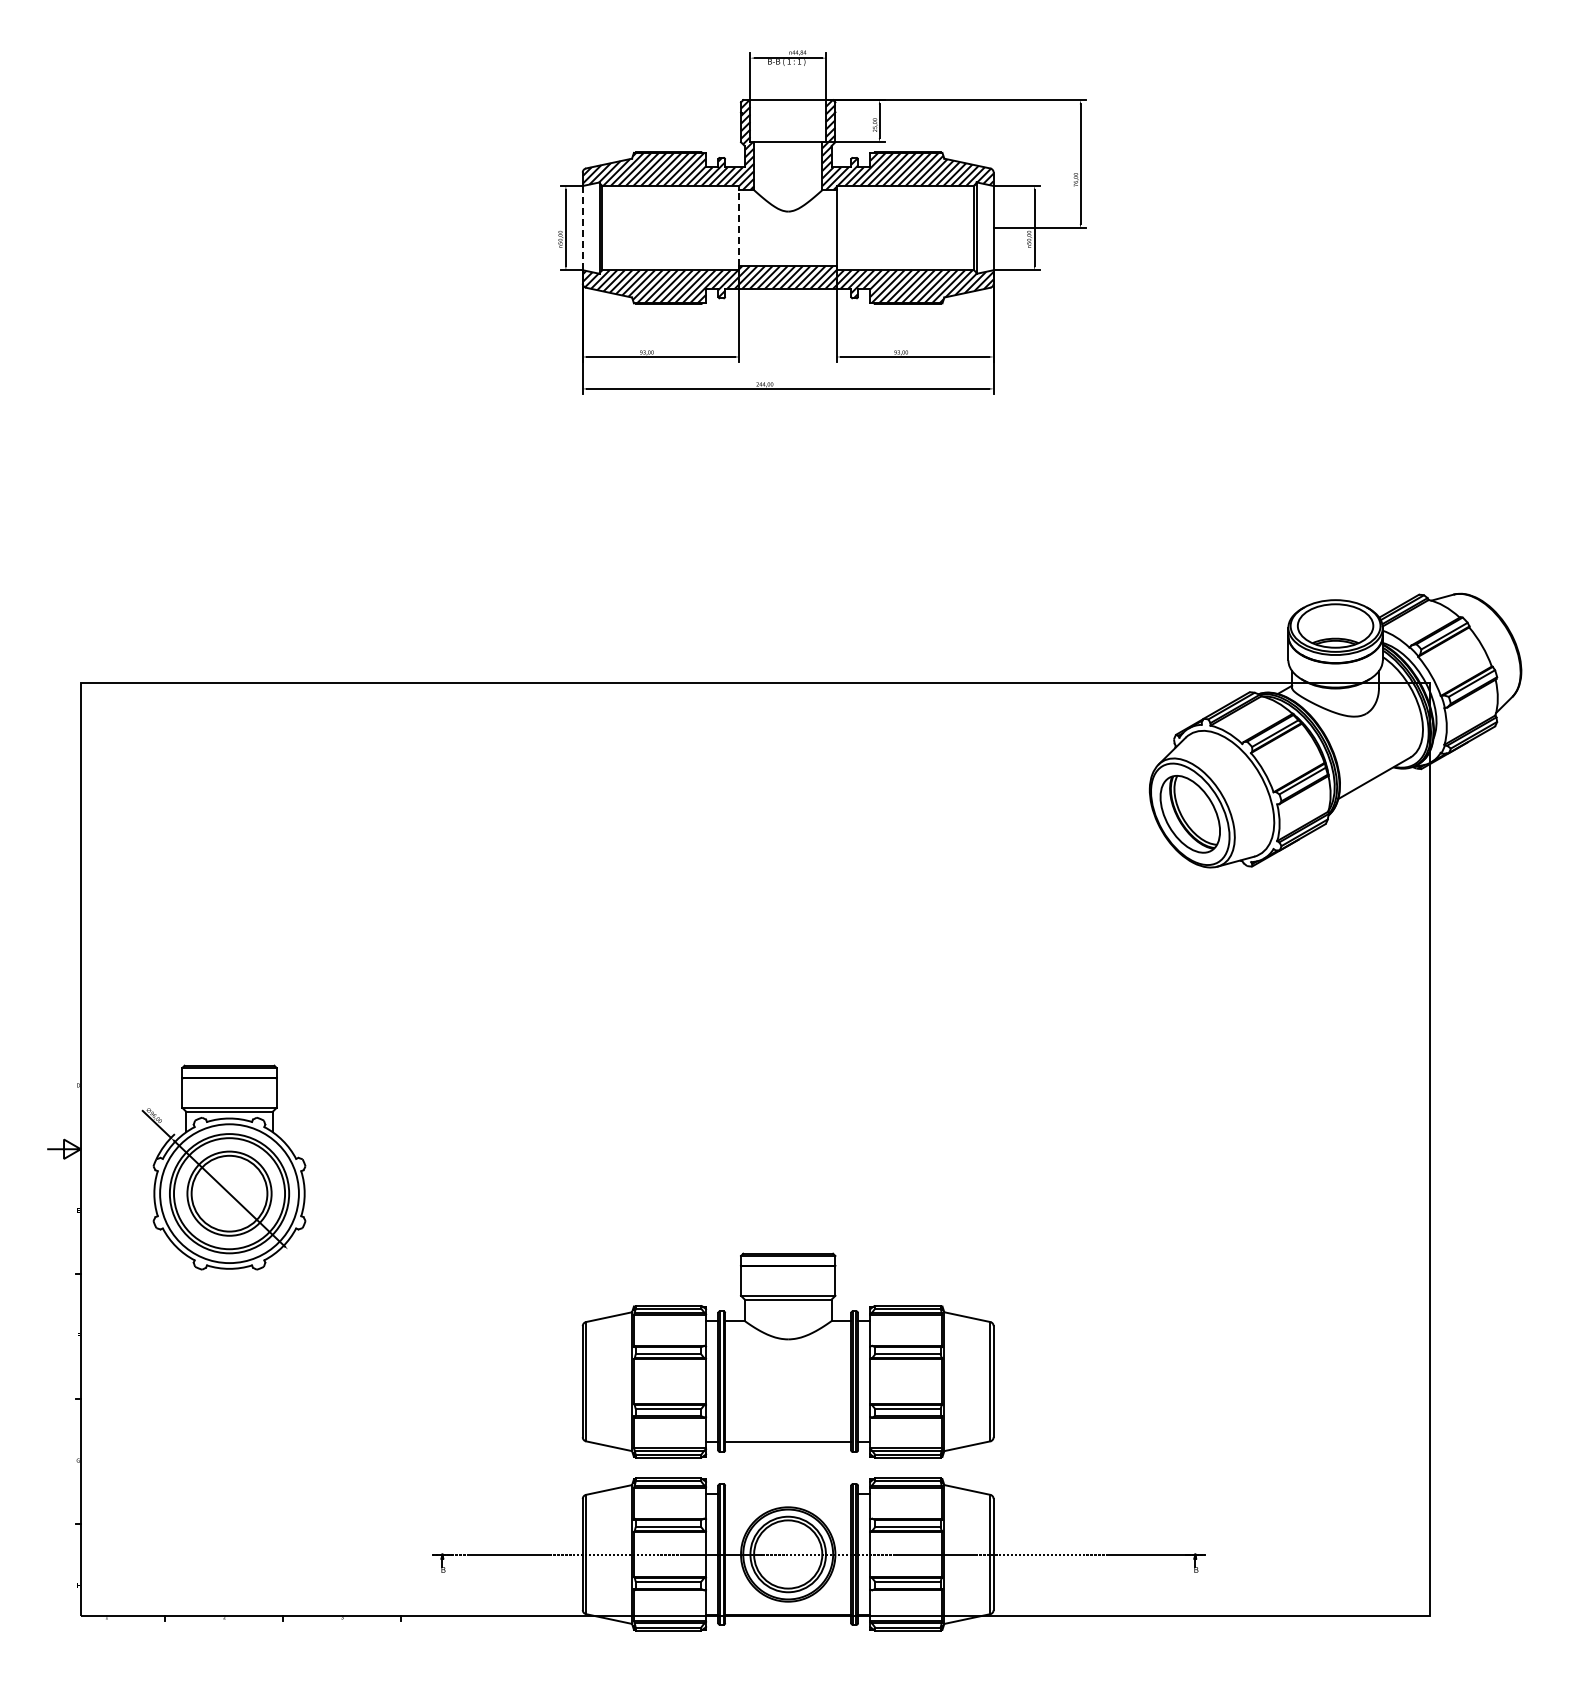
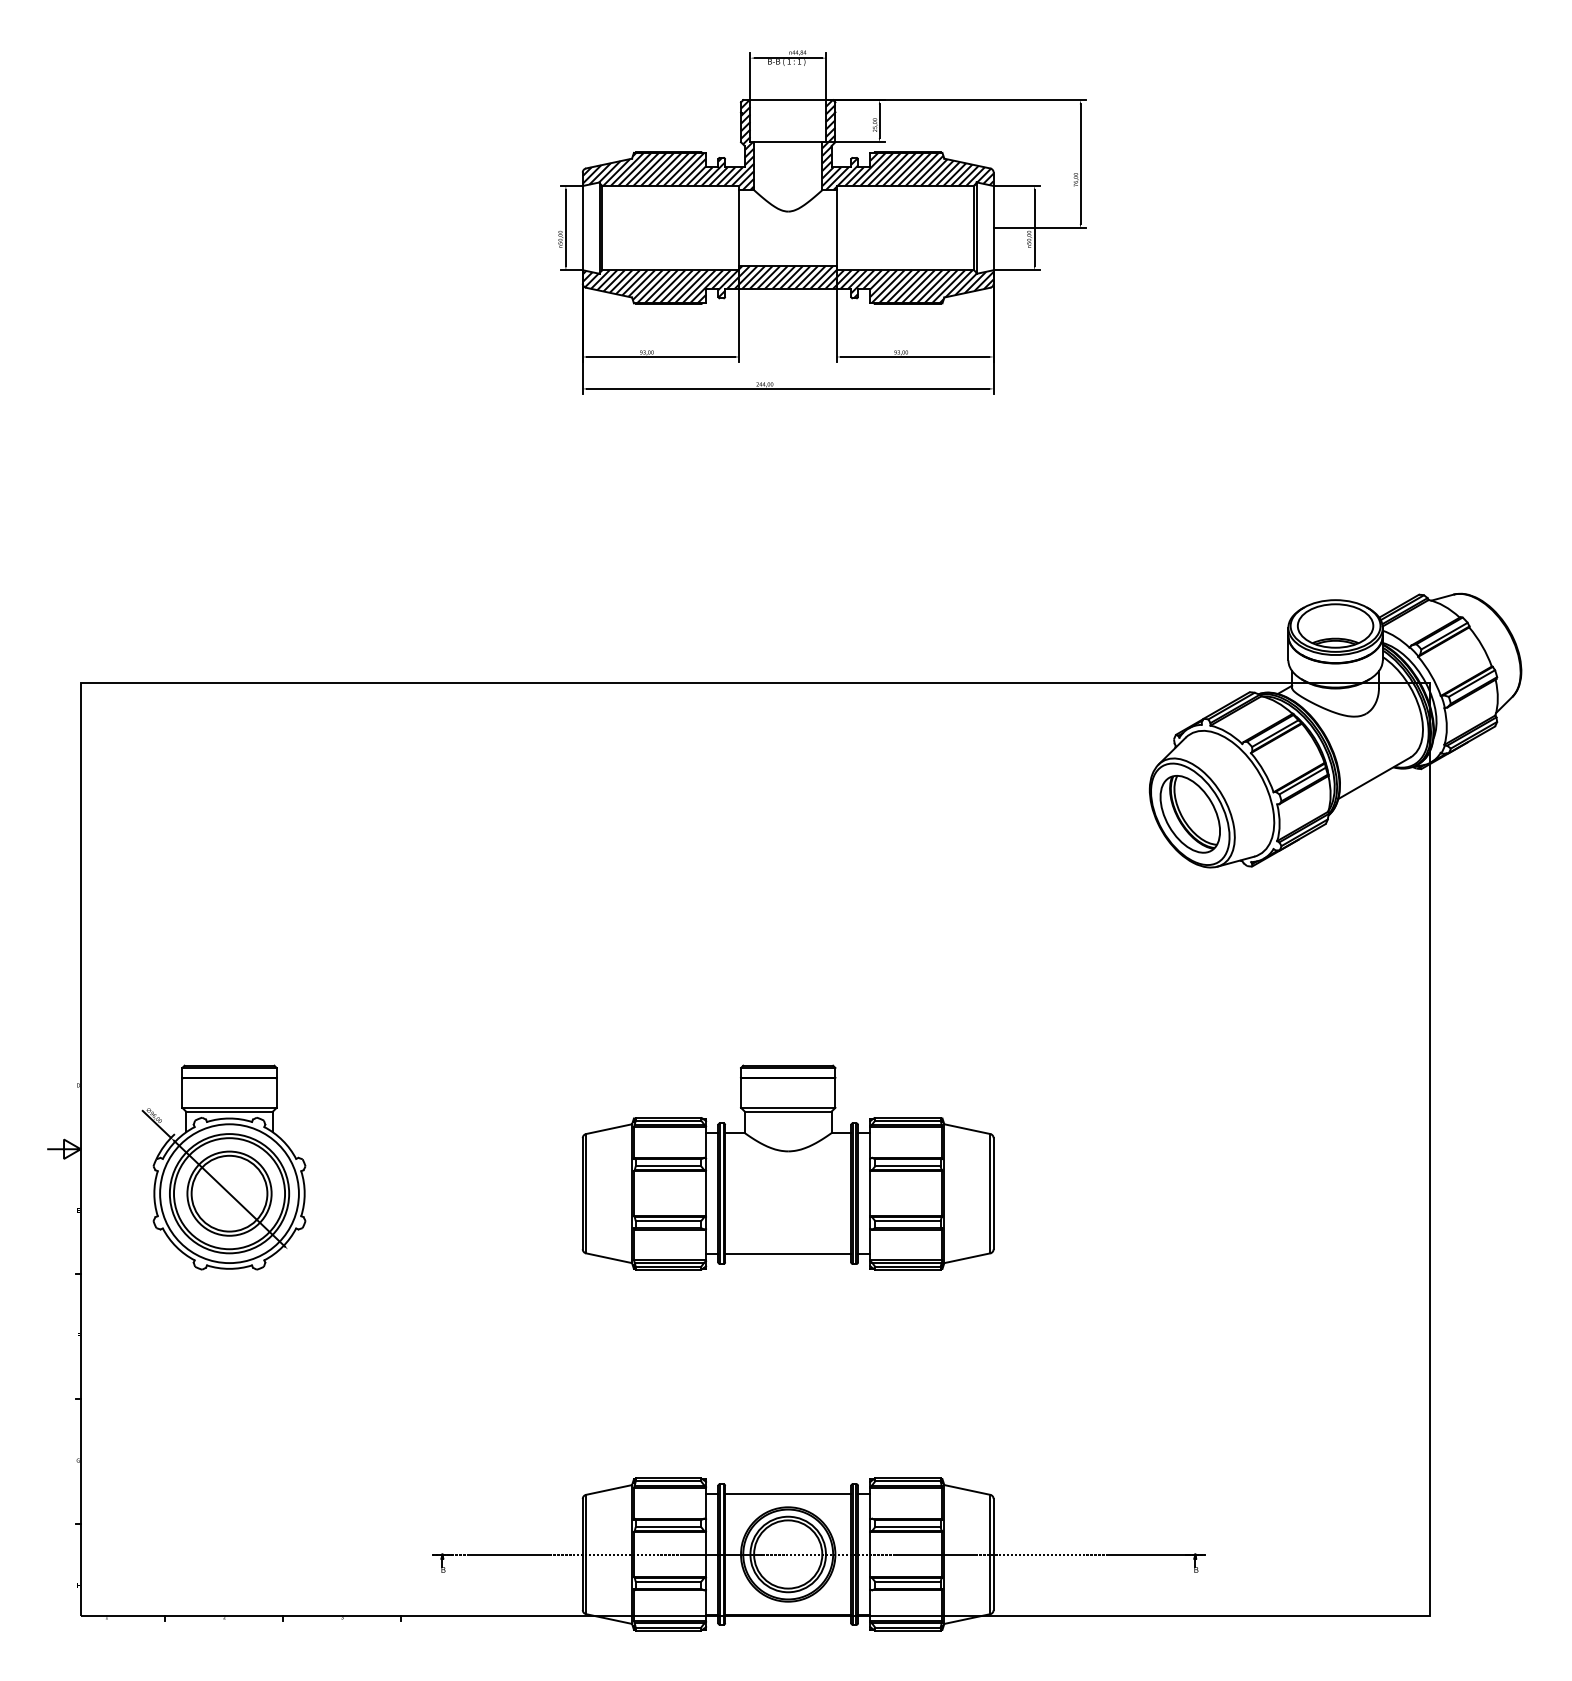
line: dashed -> solid (582, 227)
line: dashed -> solid (739, 228)
part position: (787, 1355) -> (787, 1167) (787, 1167)
line: none -> present (788, 1493)
